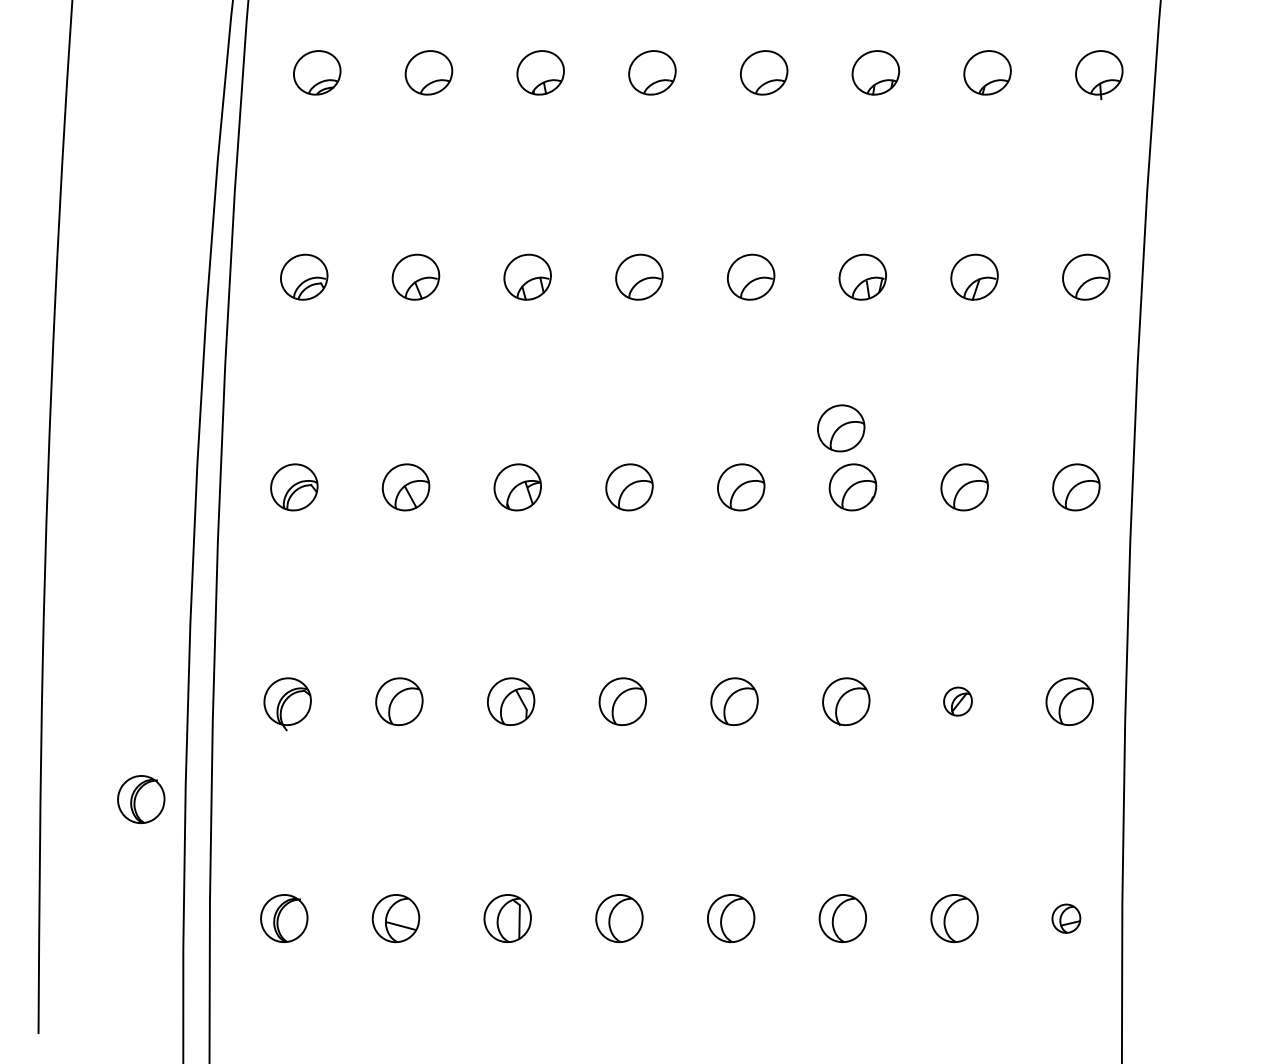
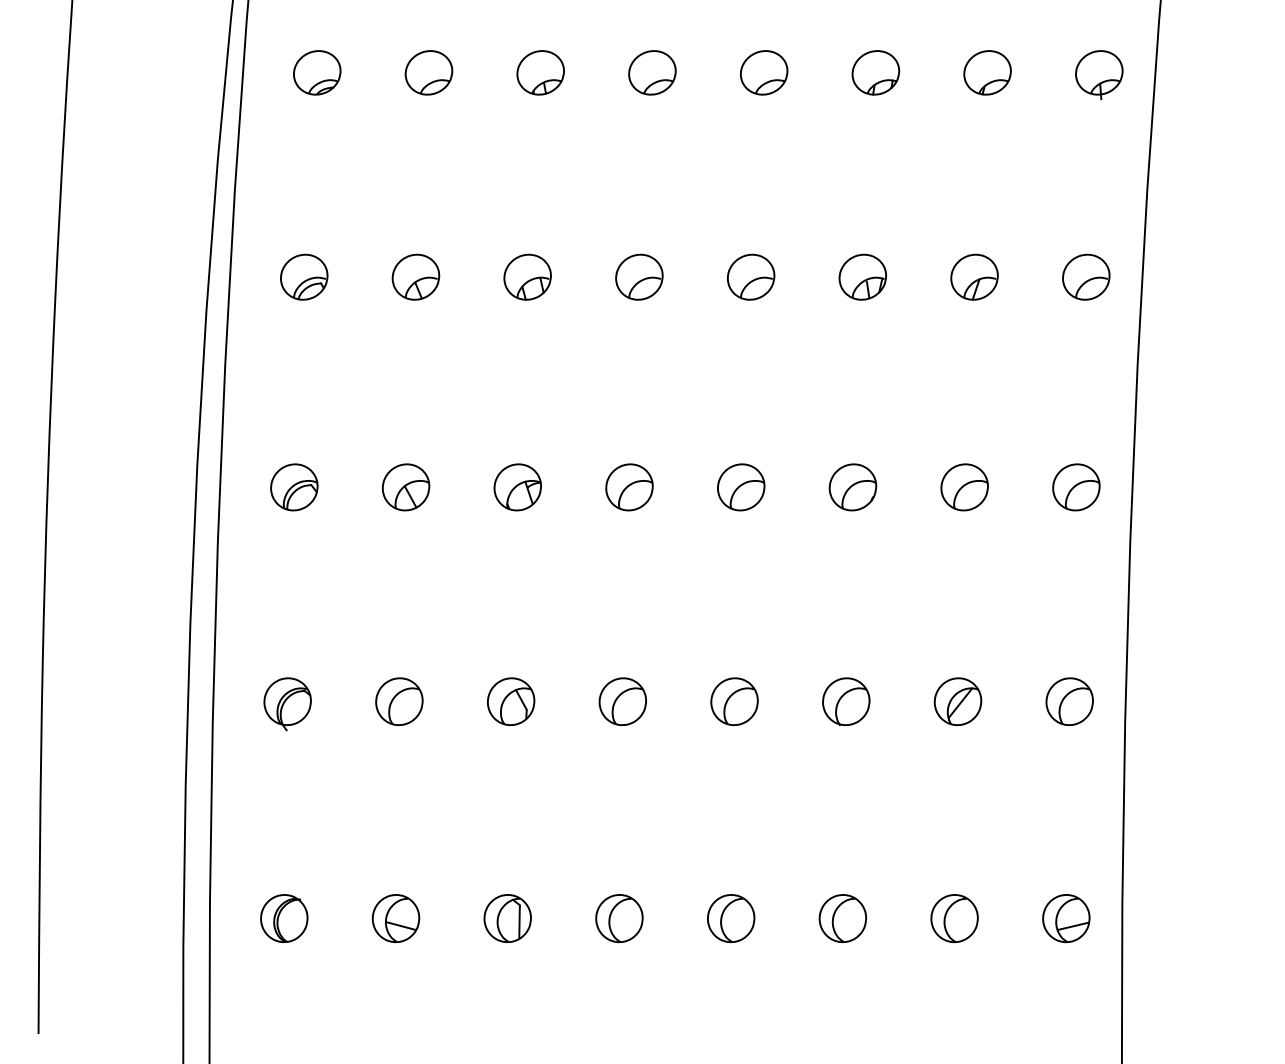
part: present -> none (841, 428)
part size: 30x31 px -> 50x49 px (957, 701)
part: present -> none (141, 799)
part size: 31x31 px -> 49x50 px (1066, 918)
